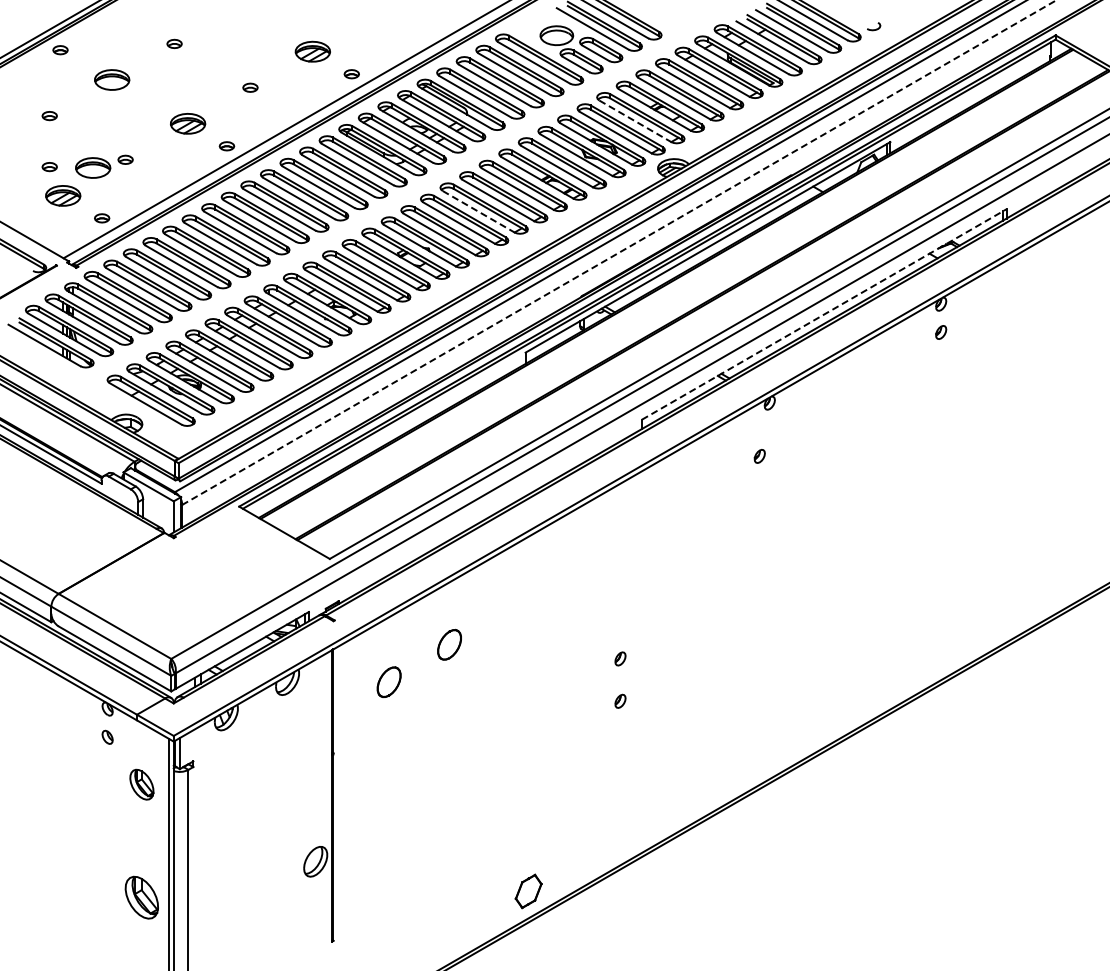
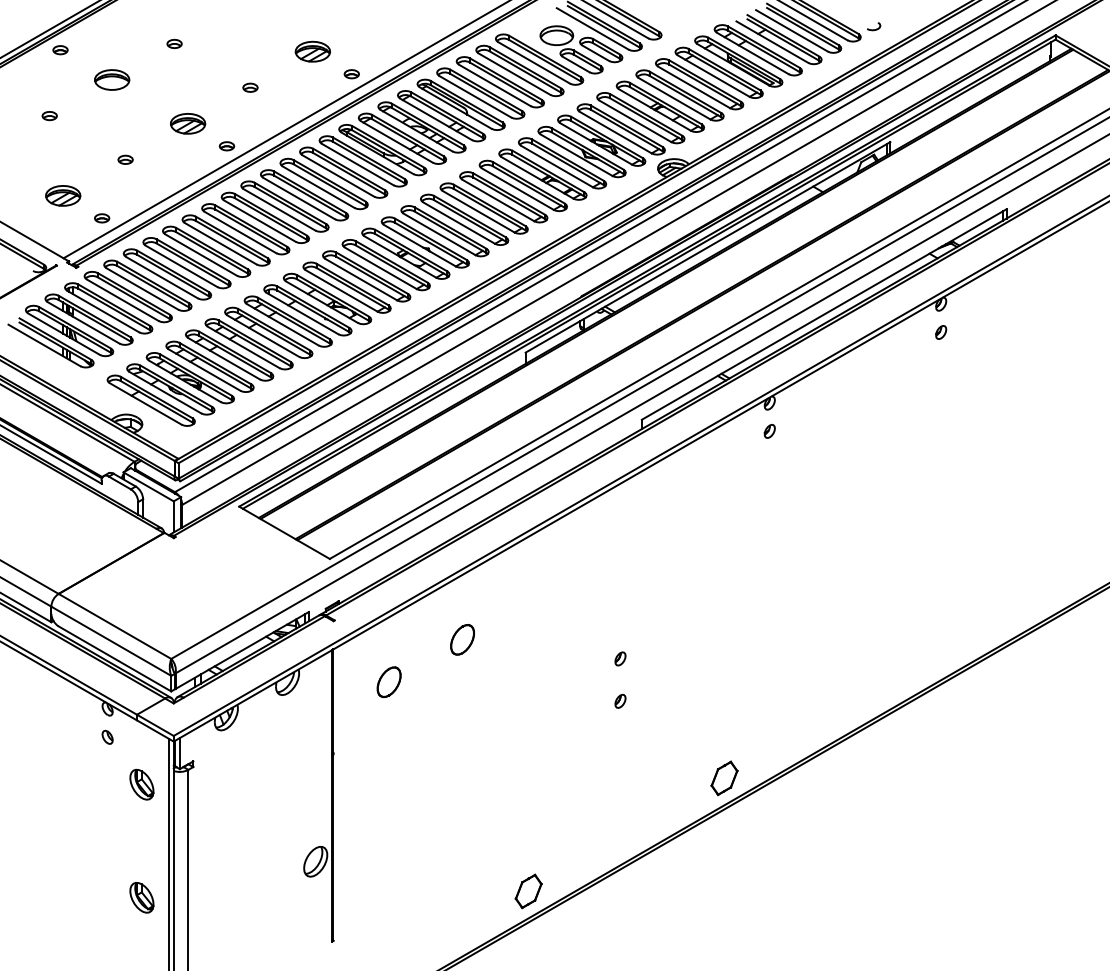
line: dashed -> solid (635, 121)
part: present -> none (49, 167)
part: present -> none (93, 167)
line: dashed -> solid (478, 211)
line: dashed -> solid (618, 252)
line: dashed -> solid (824, 314)
part position: (759, 456) -> (769, 431) (769, 431)
part position: (449, 644) -> (462, 639) (462, 639)
part: none -> present (724, 778)
part size: 35x45 px -> 26x32 px (141, 897)
